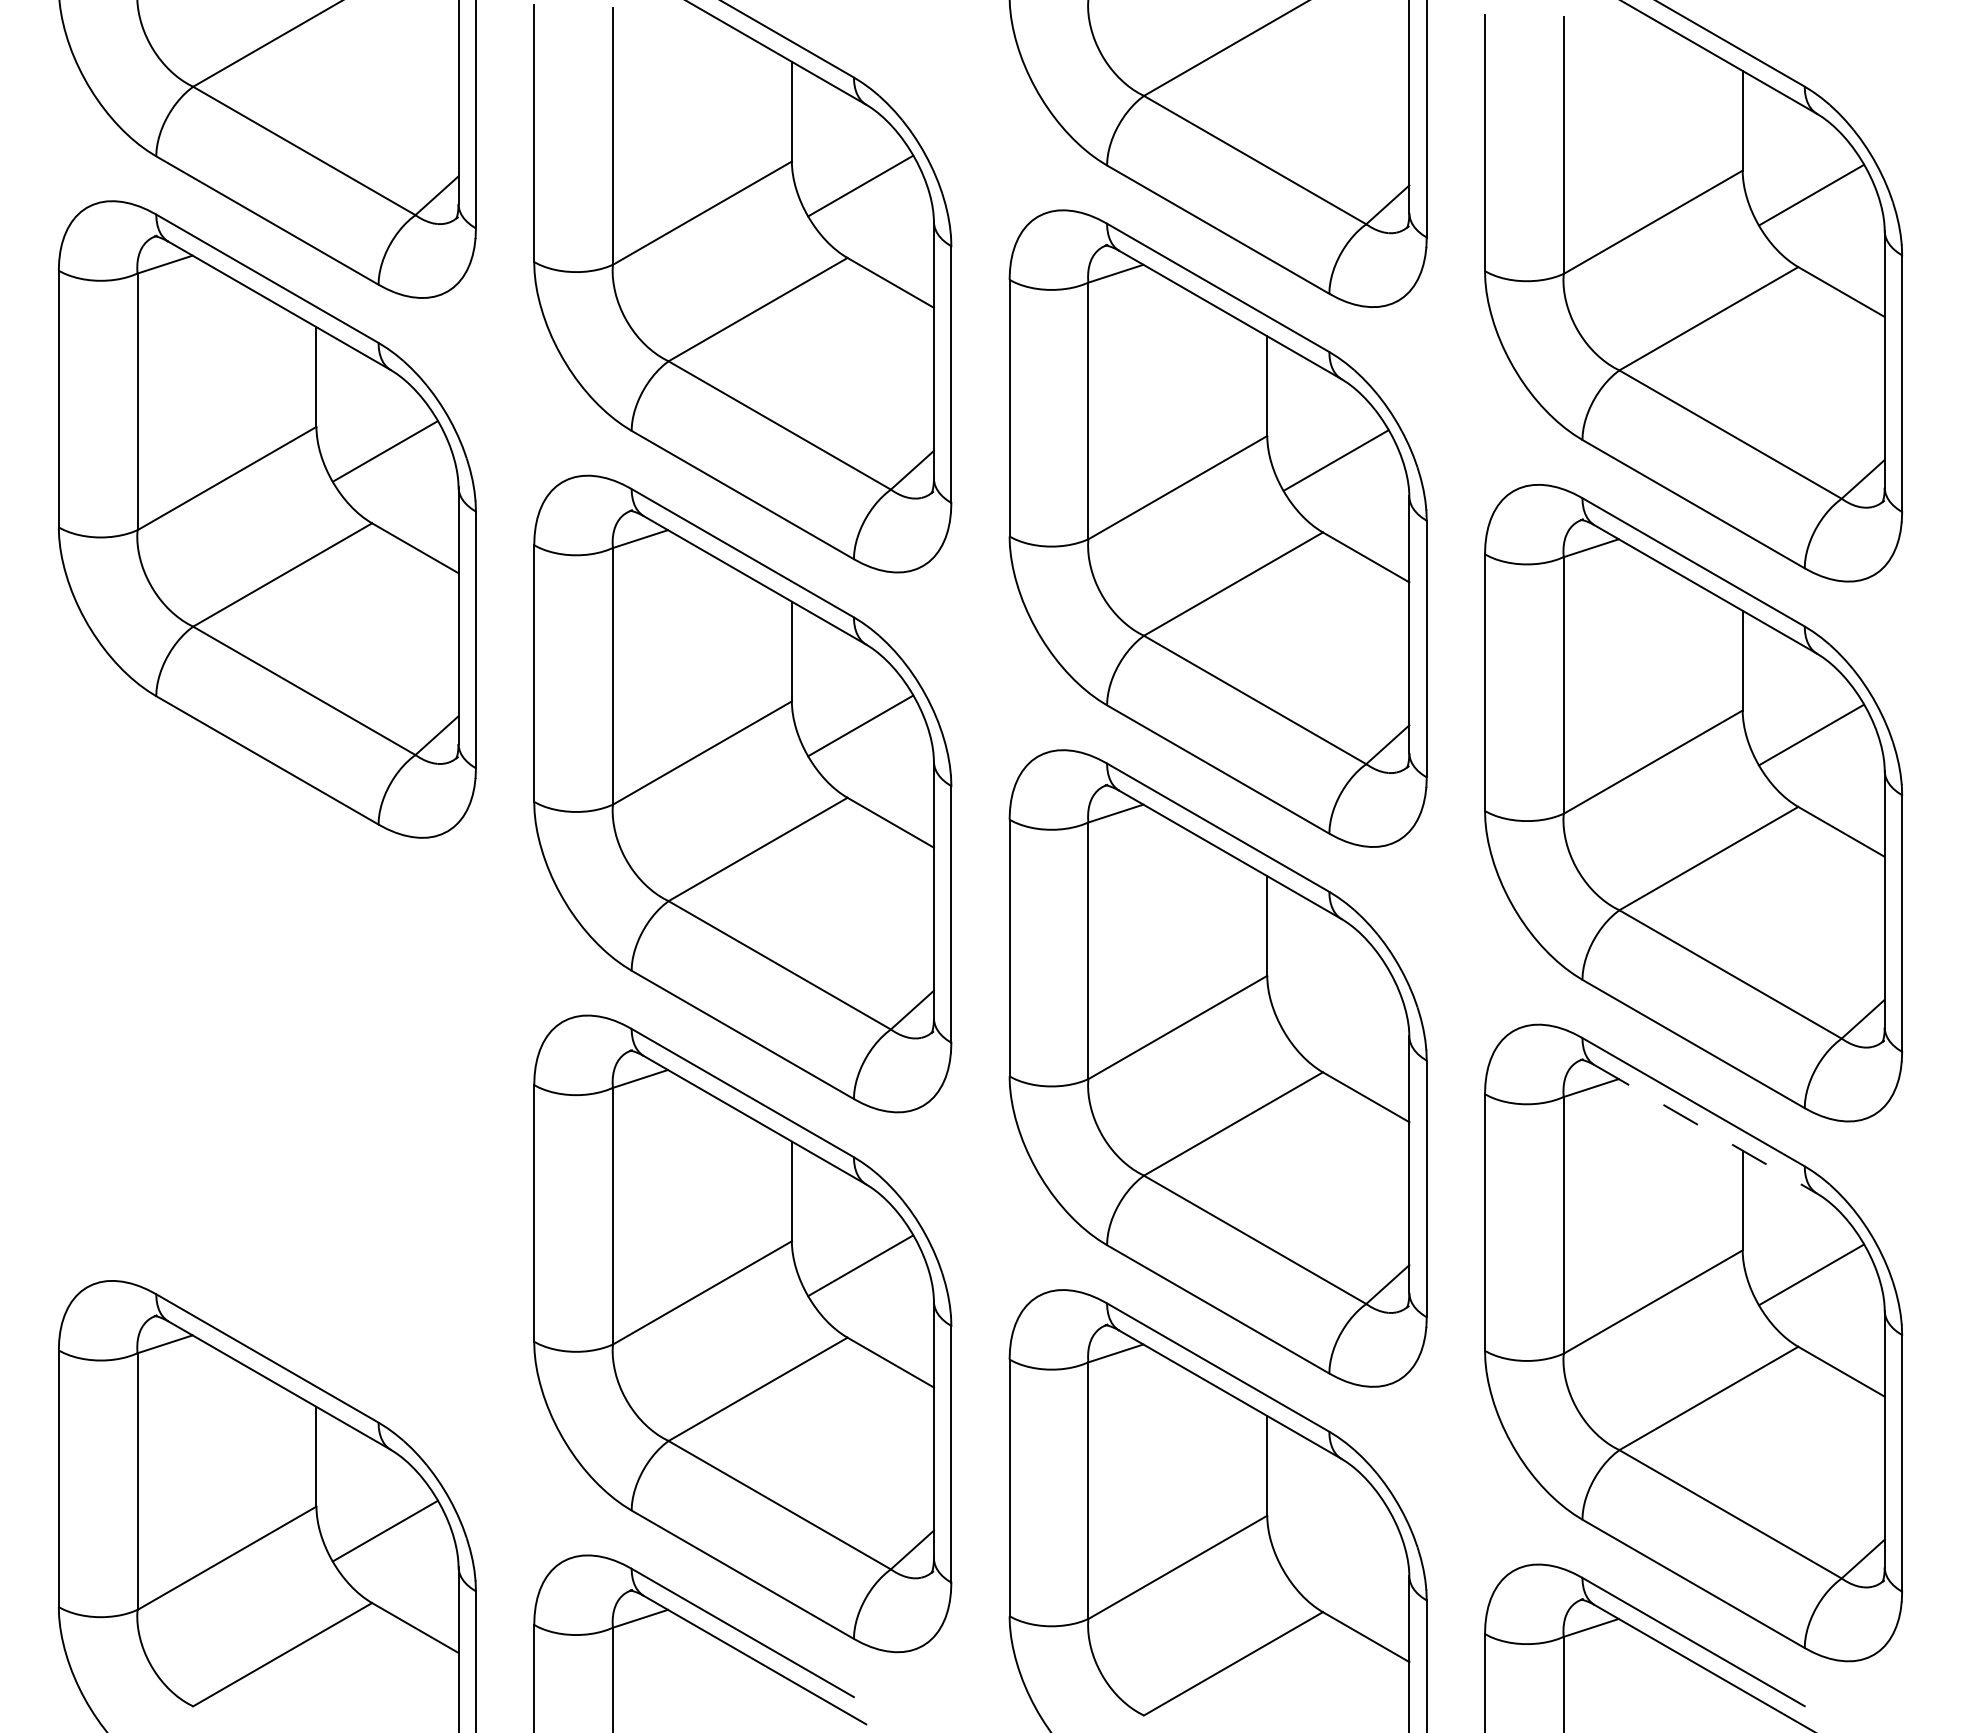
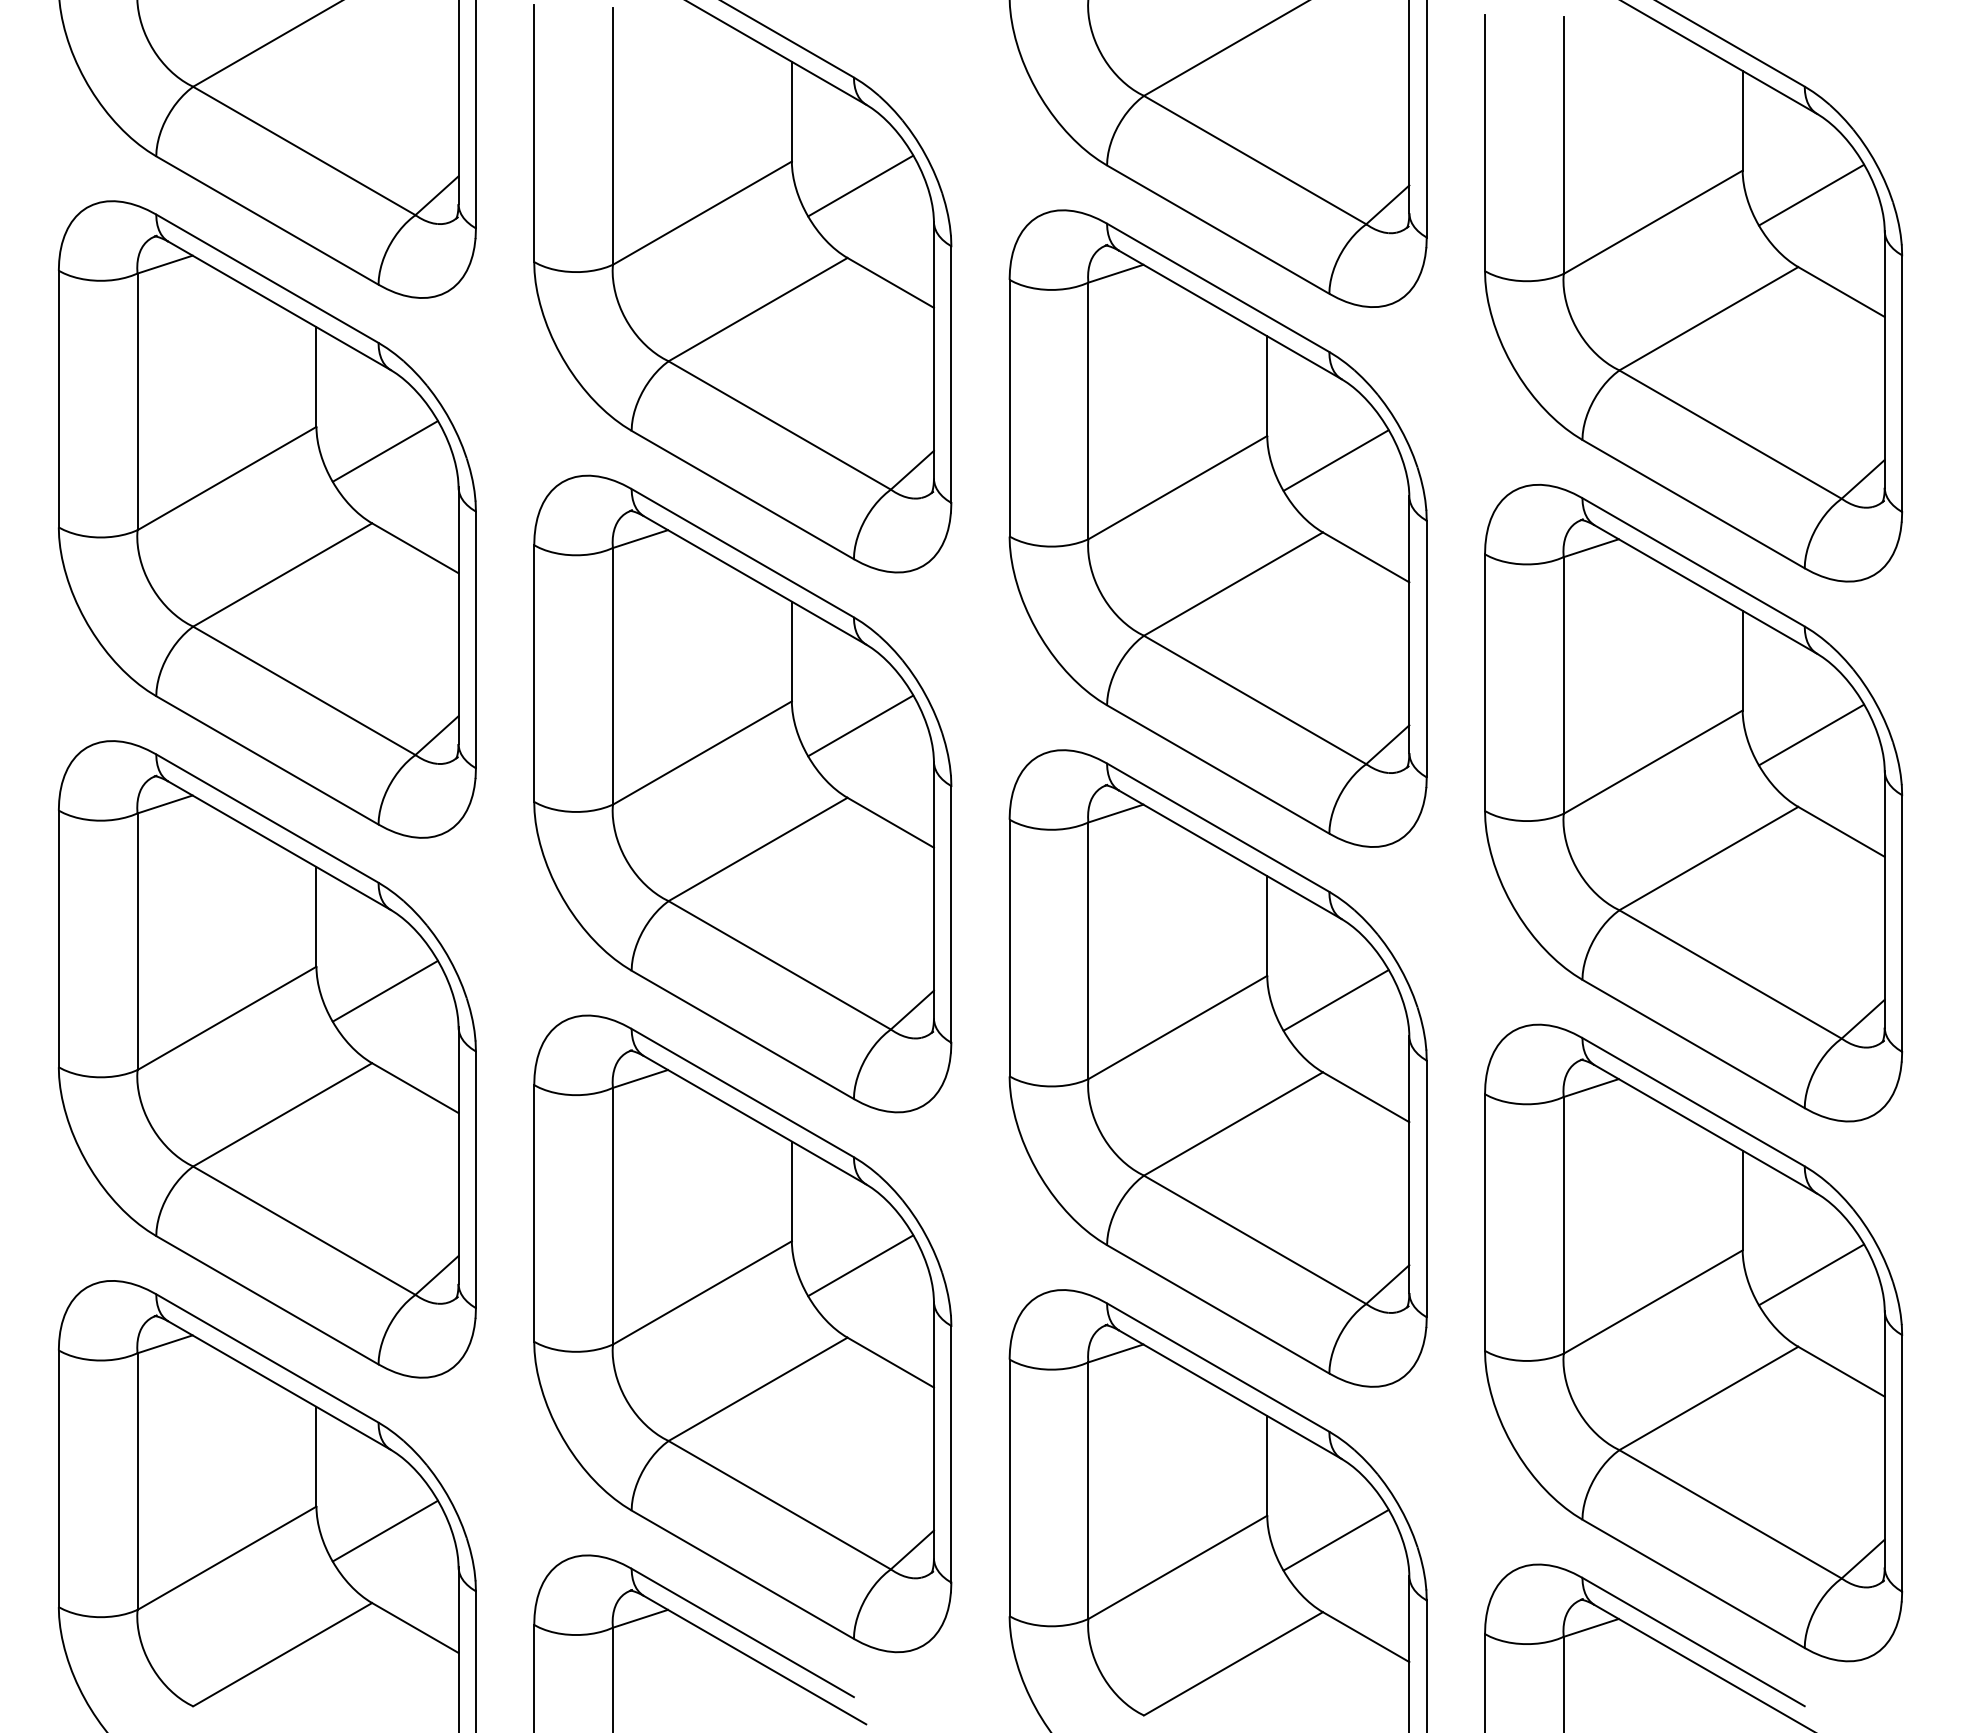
line: none -> present (1335, 1000)
part: none -> present (267, 1059)
line: dashed -> solid (1706, 1129)
line: none -> present (1335, 1540)
